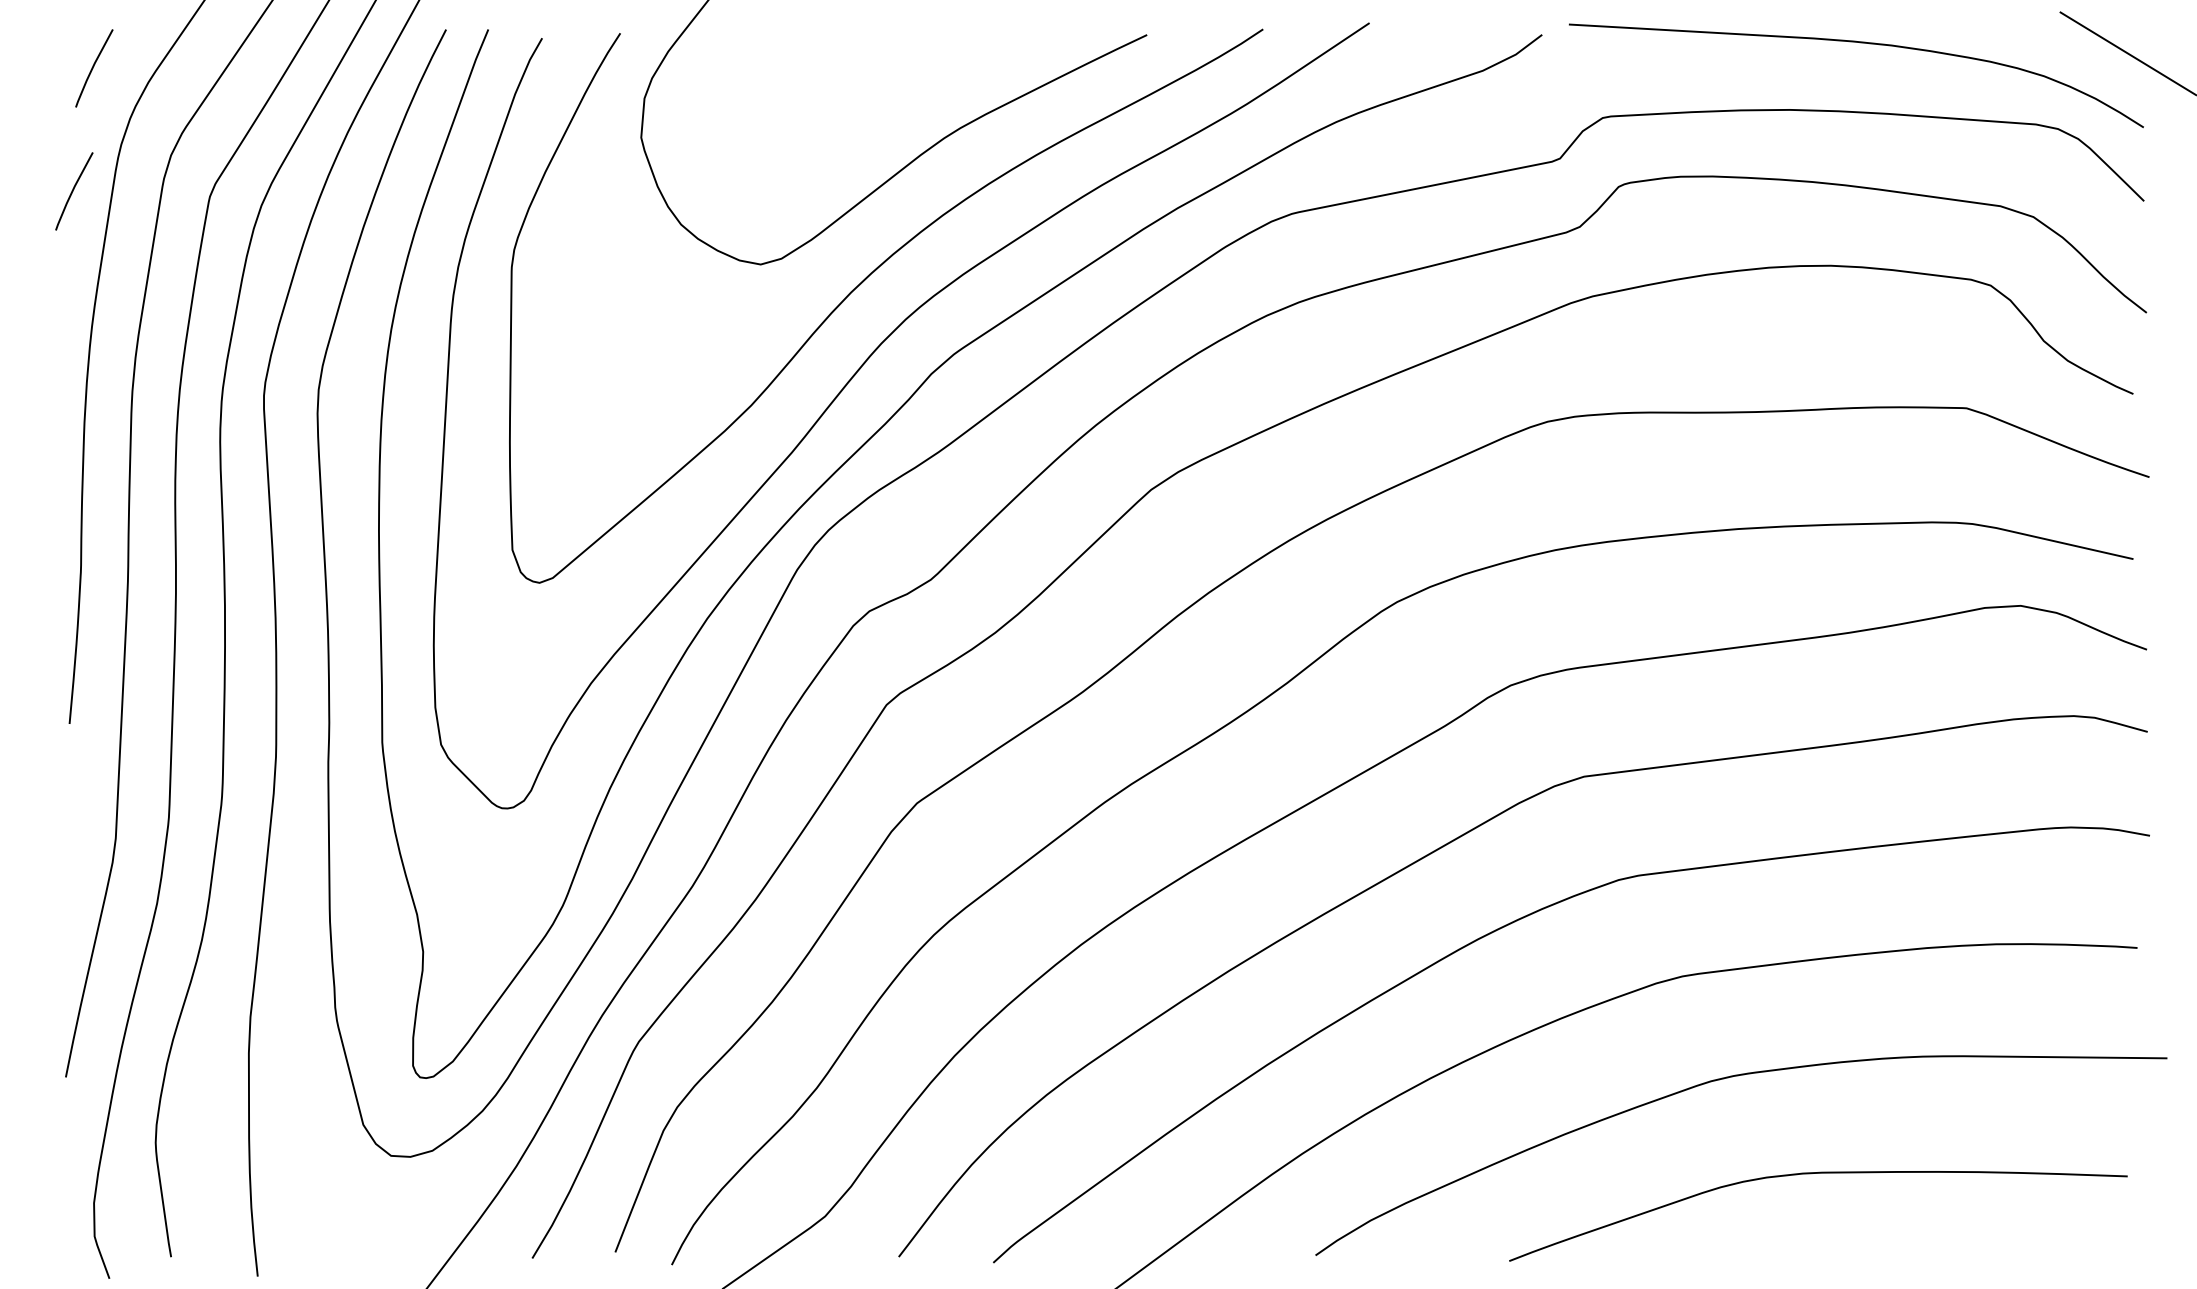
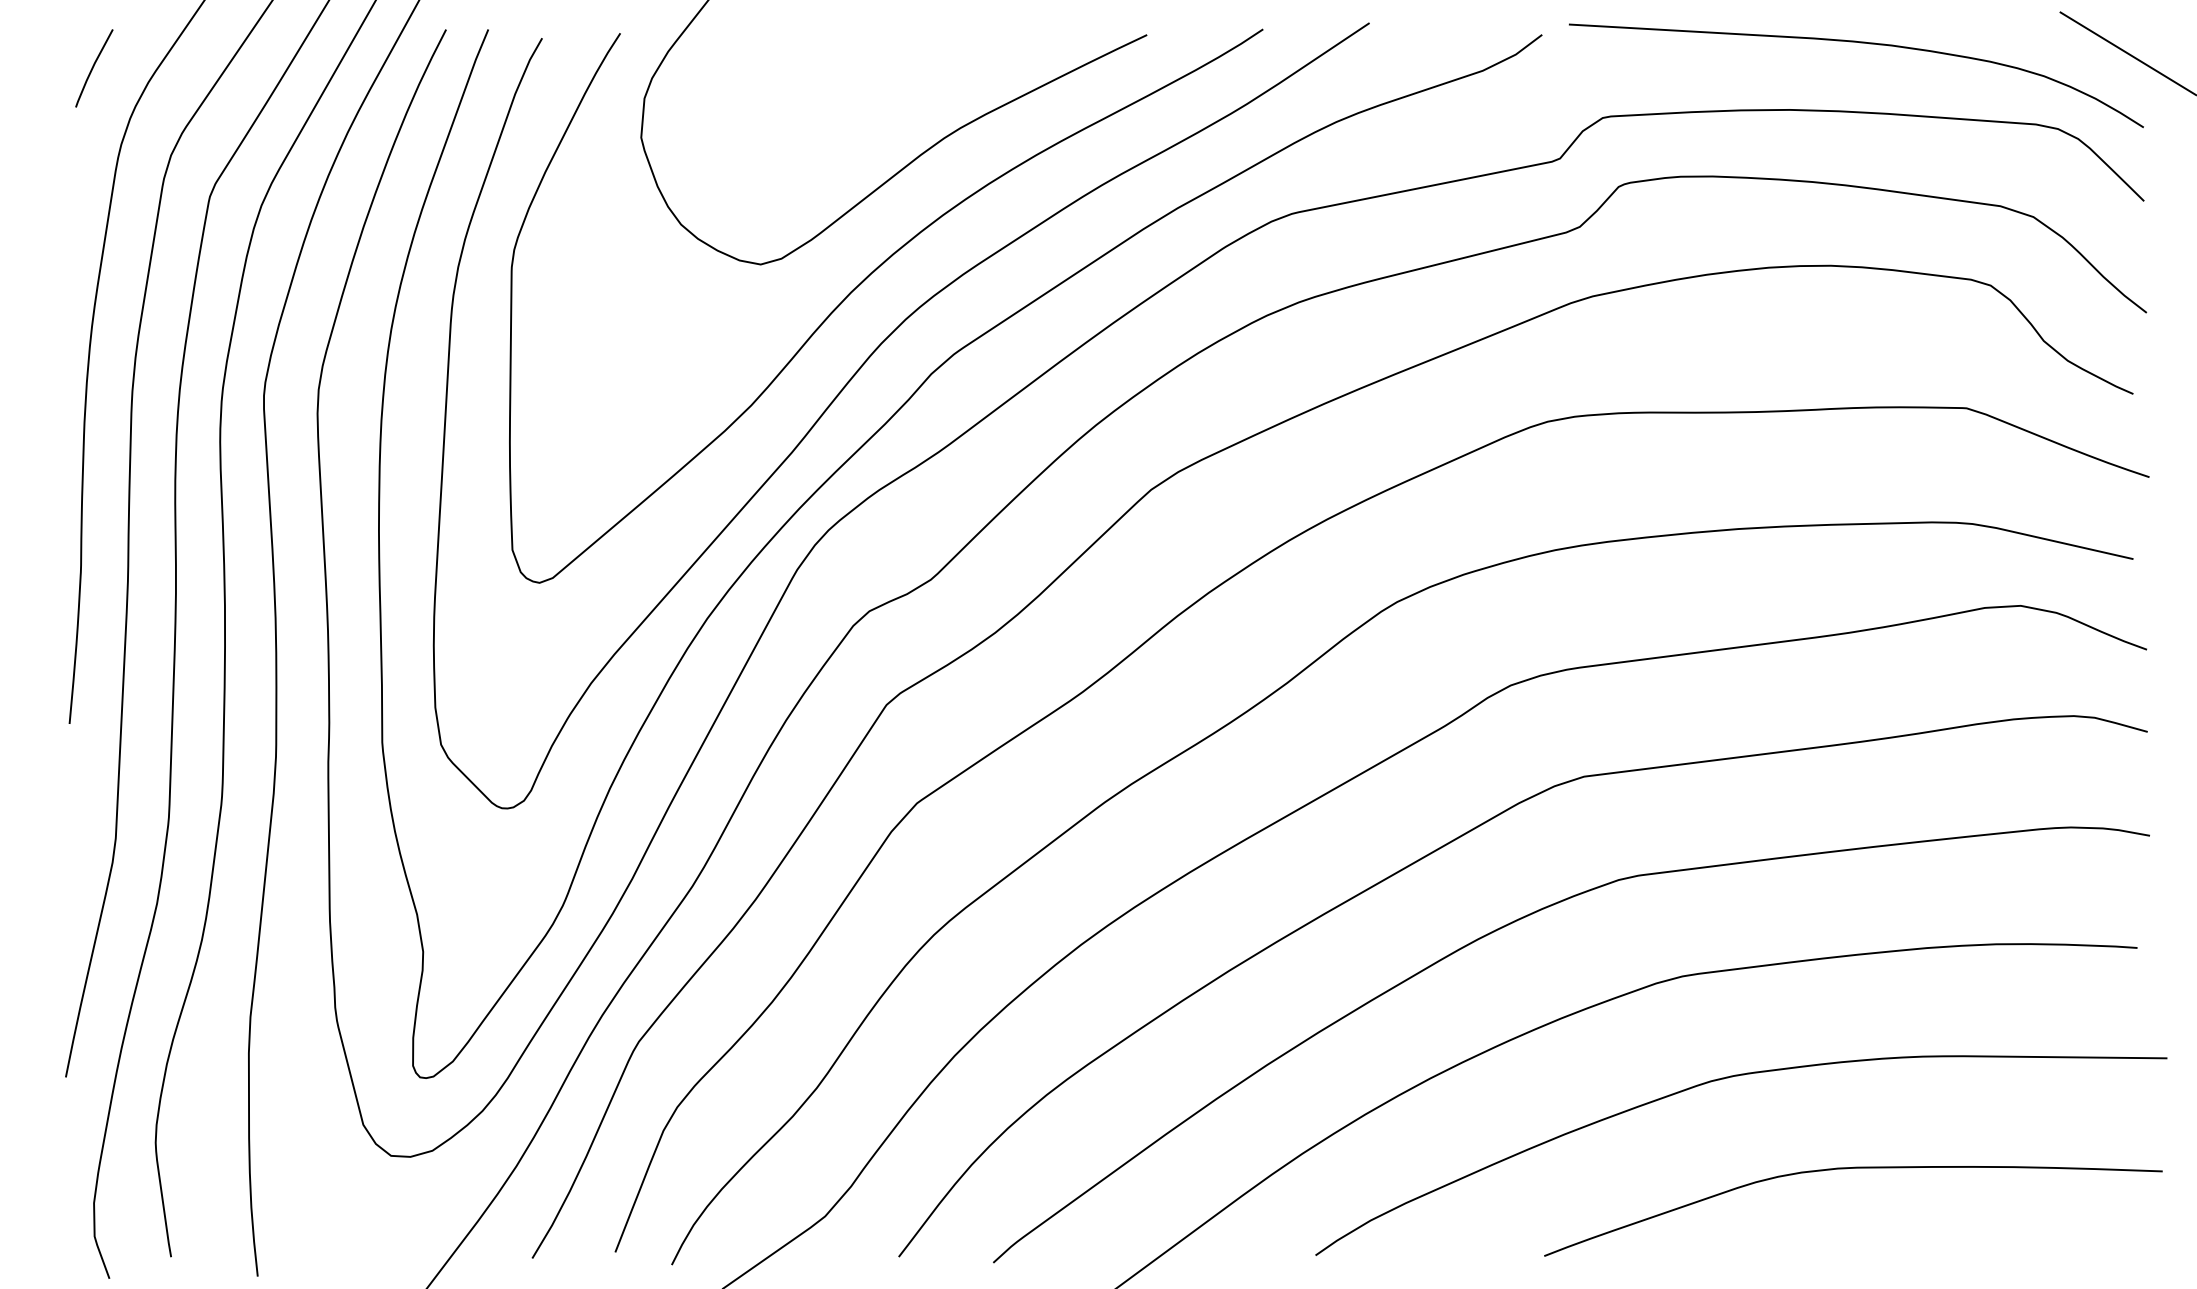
line: present -> none (73, 191)
curve position: (1811, 1174) -> (1846, 1169) (1846, 1169)
